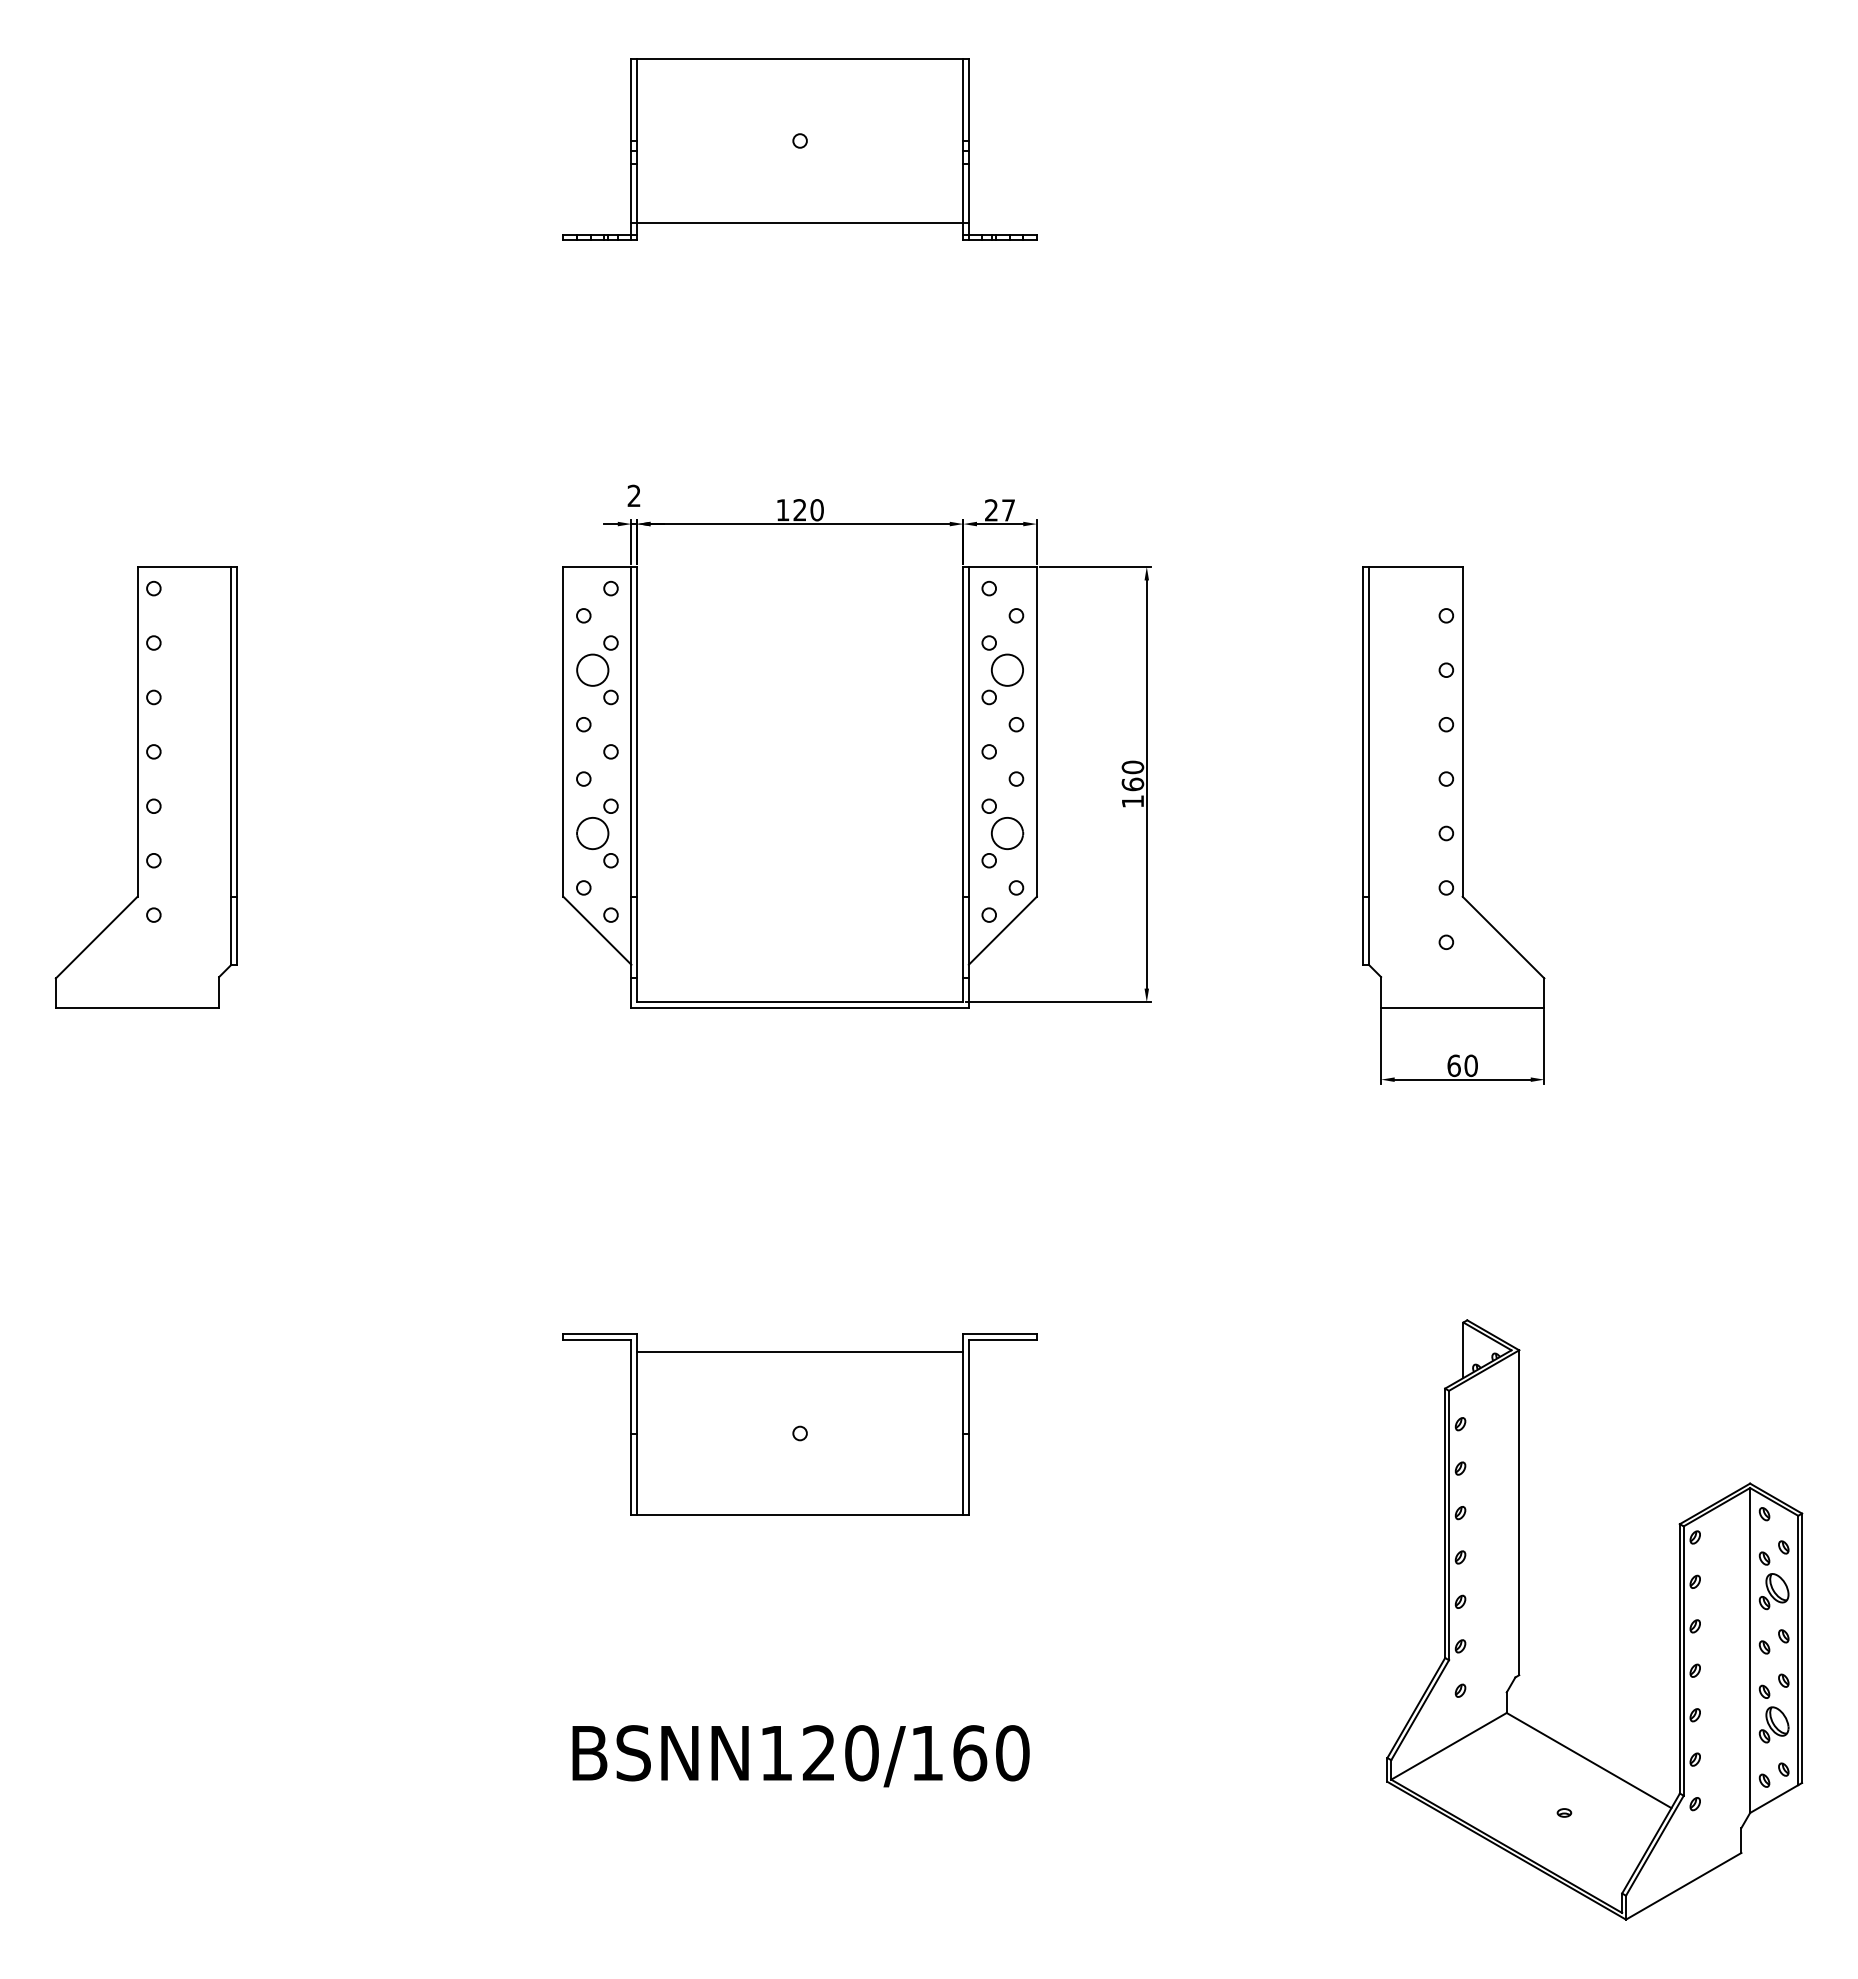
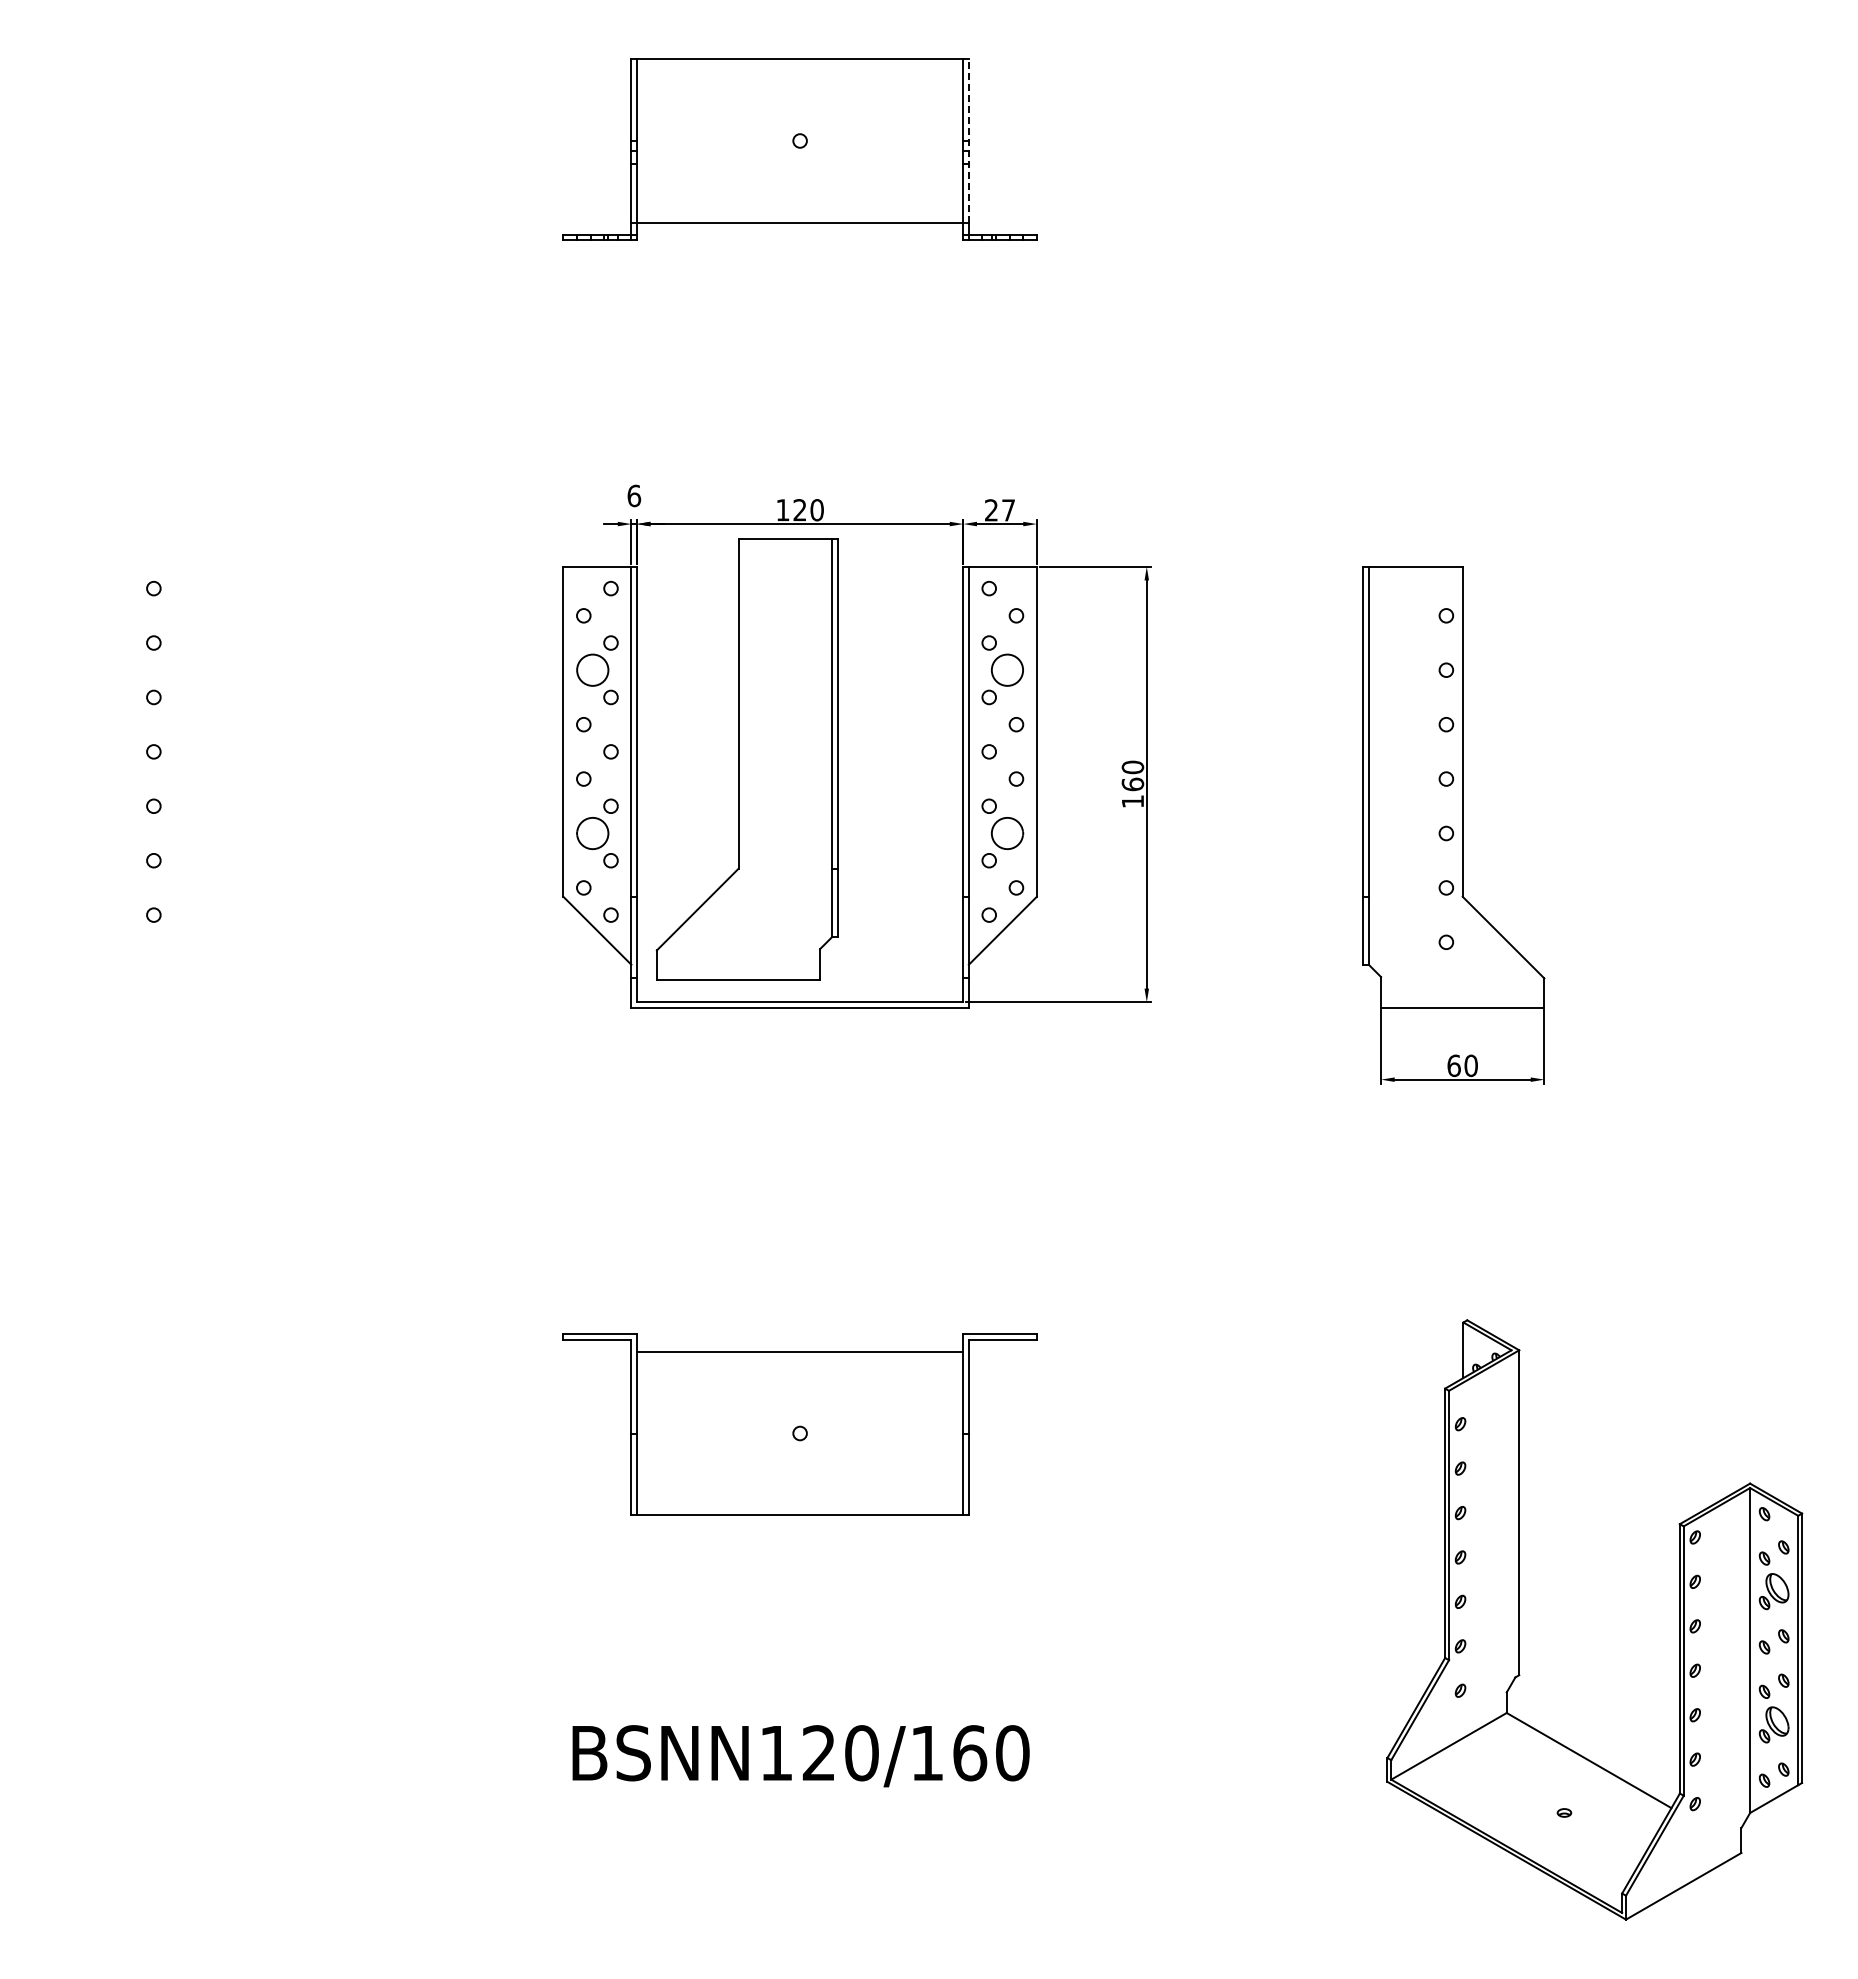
line: solid -> dashed (968, 141)
text: 2 -> 6 (634, 495)
part position: (145, 787) -> (746, 759) (746, 759)
